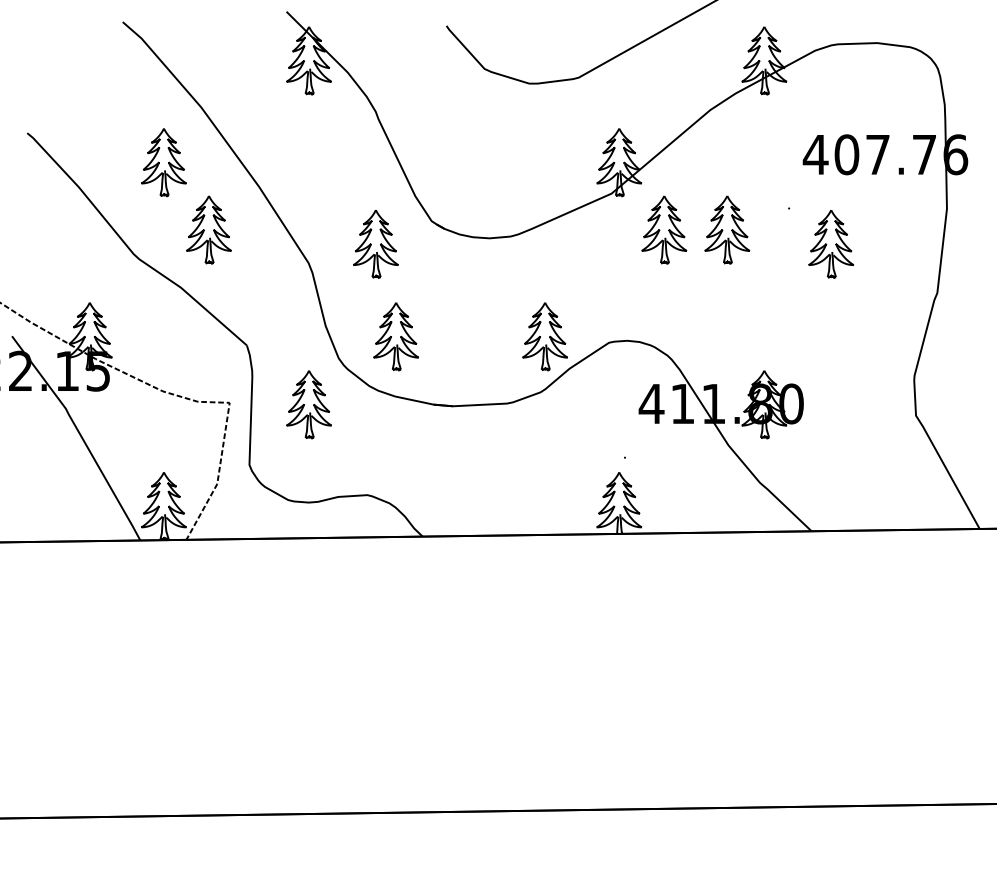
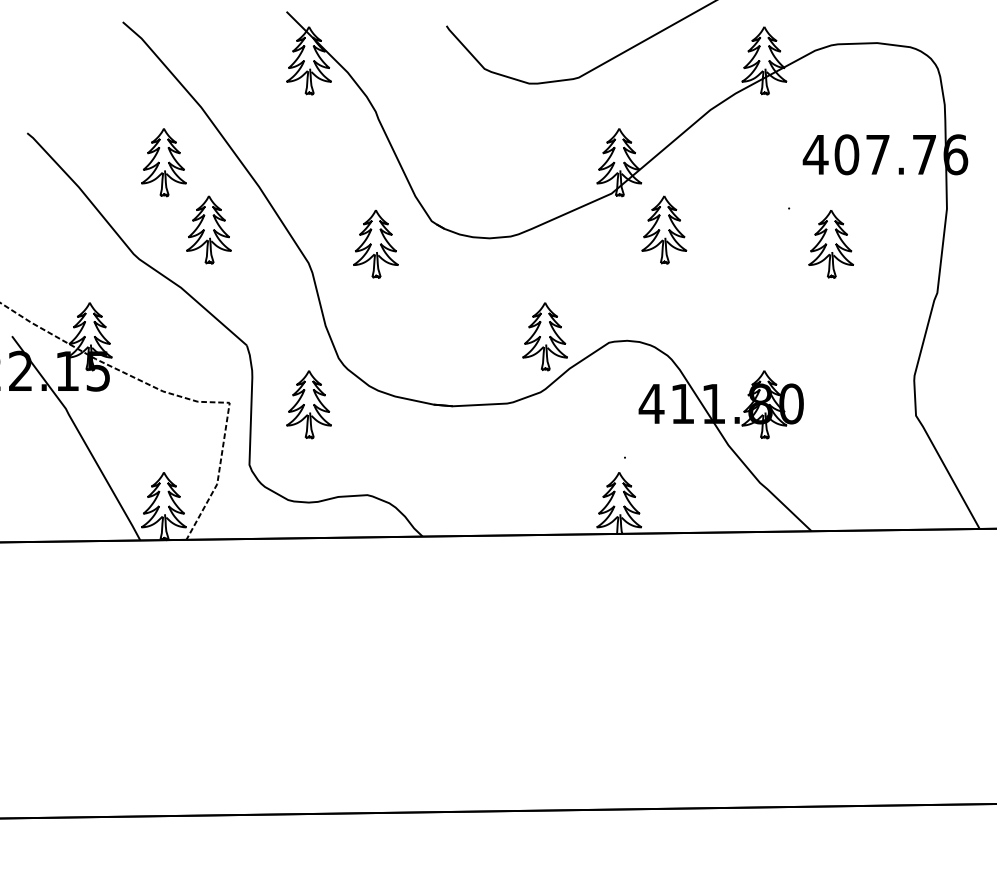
part: present -> none (727, 229)
part: present -> none (395, 336)
